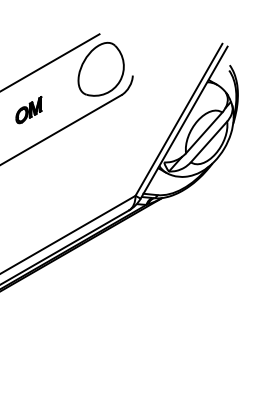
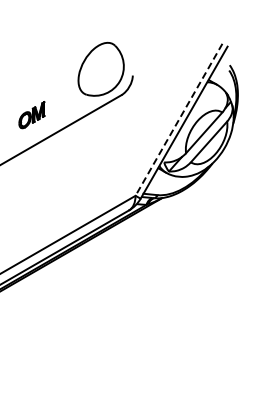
line: present -> none (50, 62)
part position: (28, 110) -> (31, 115) (31, 115)
line: solid -> dashed (178, 119)
